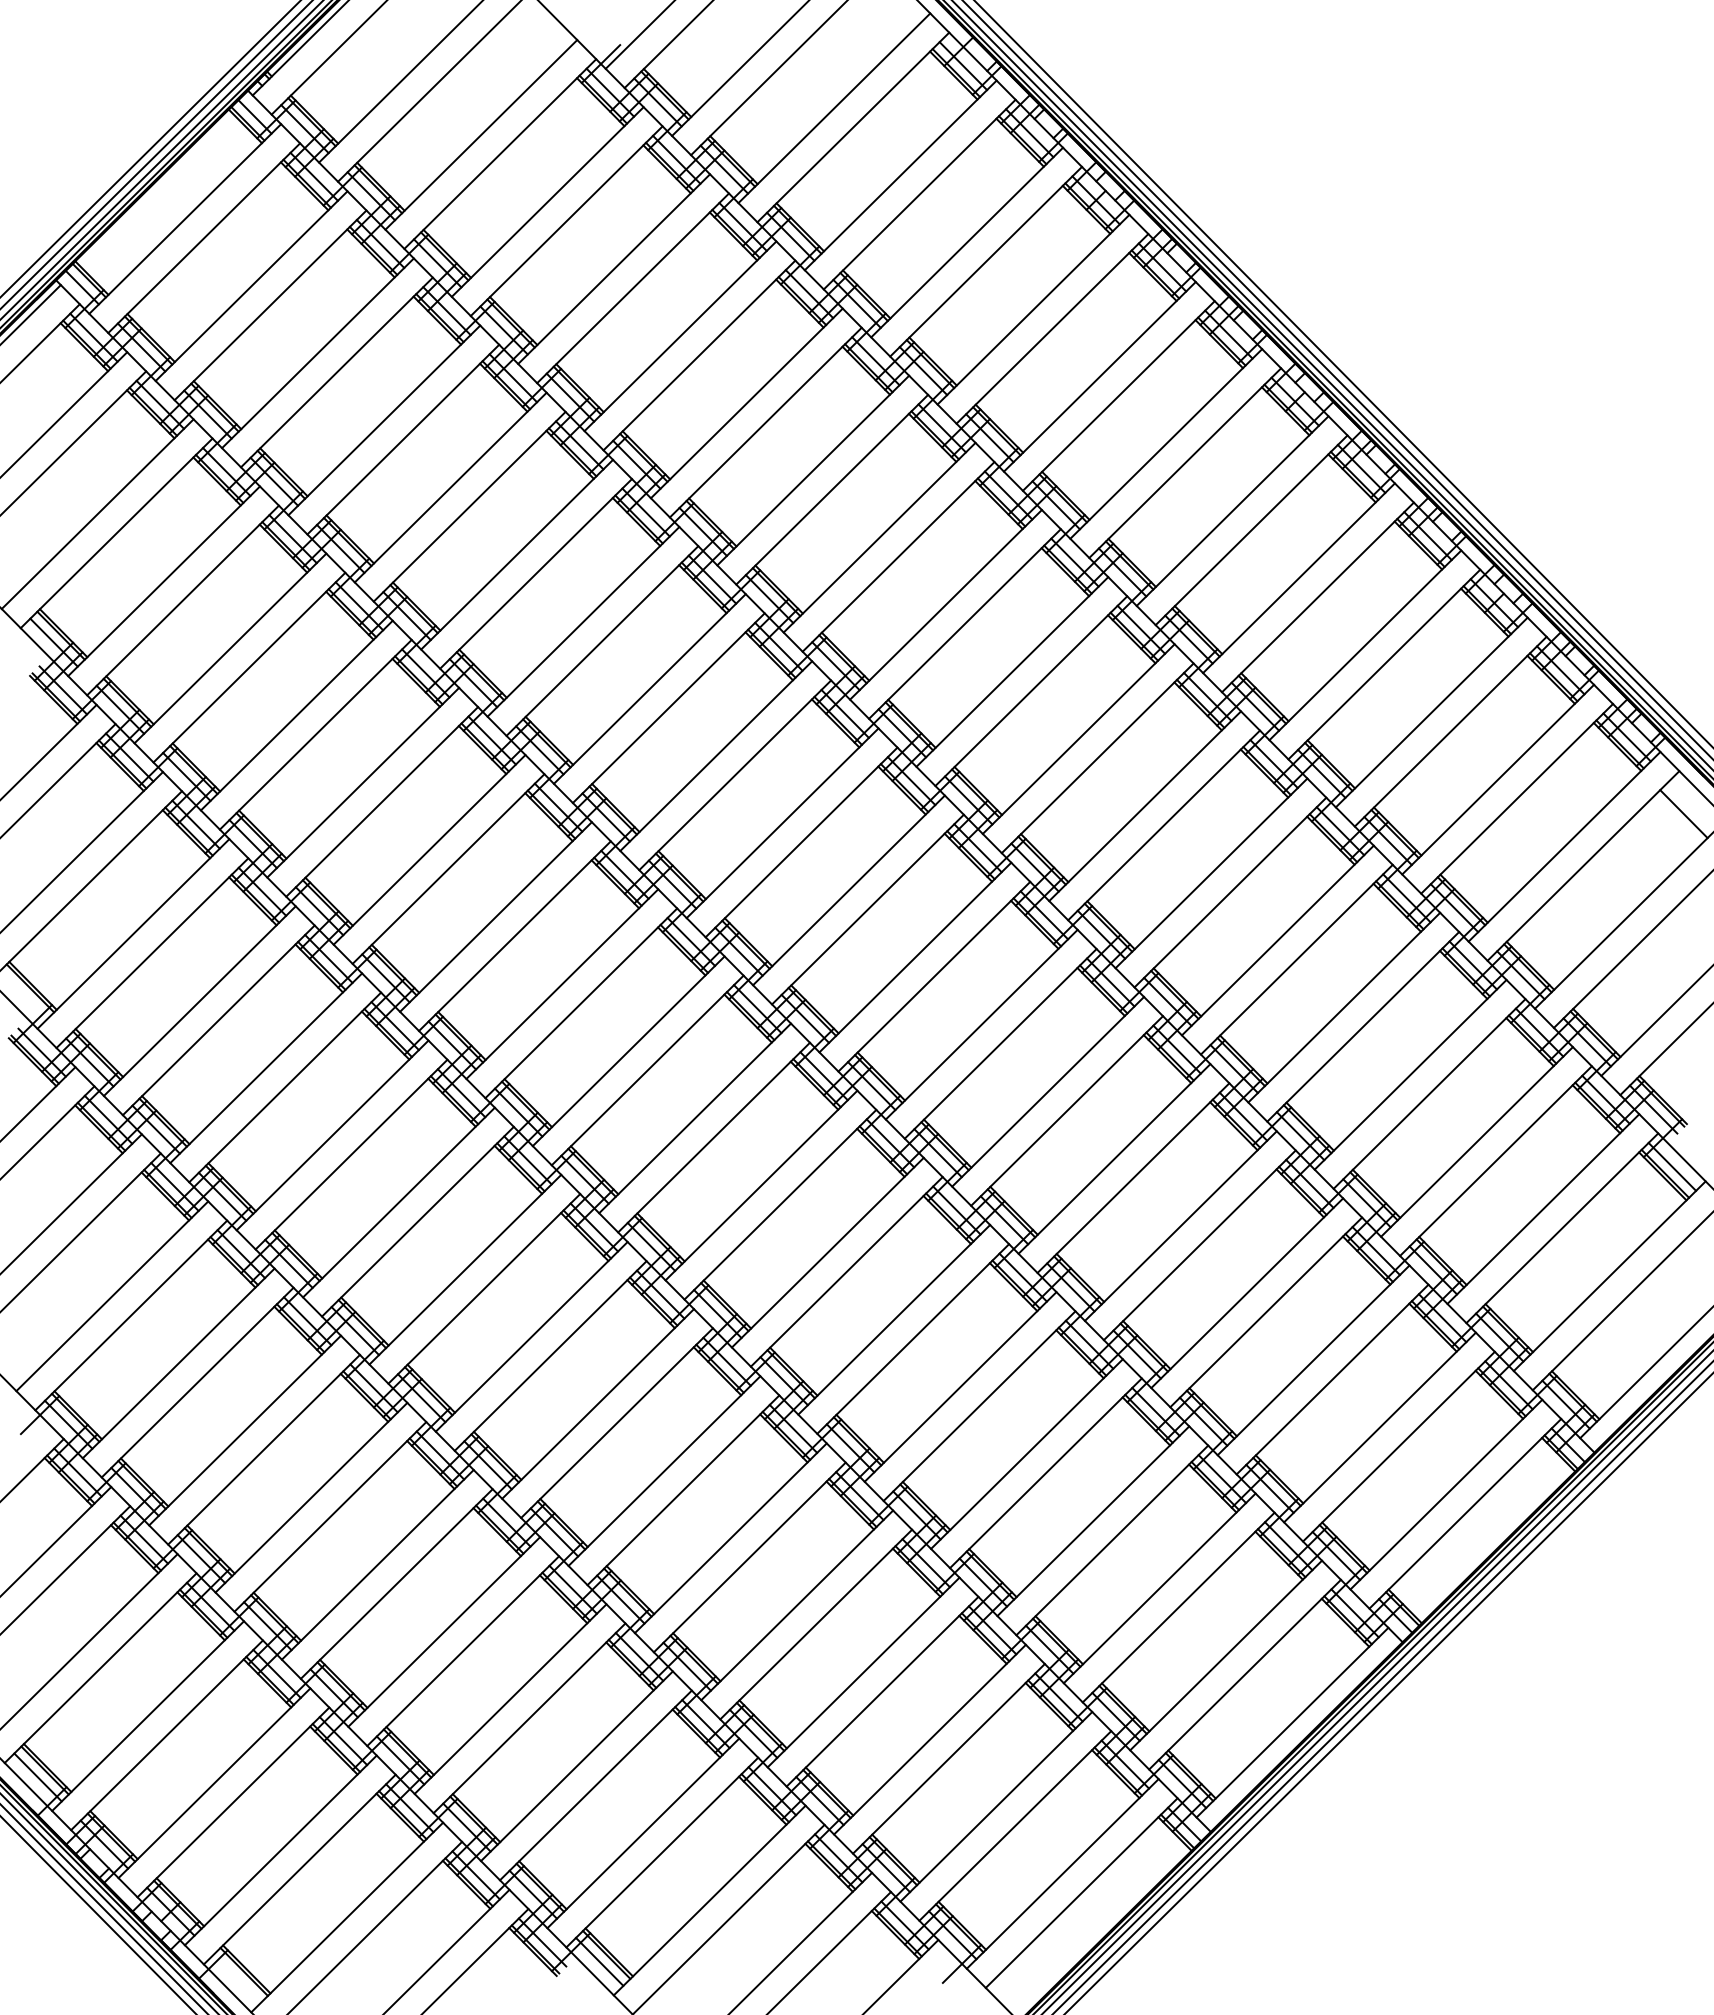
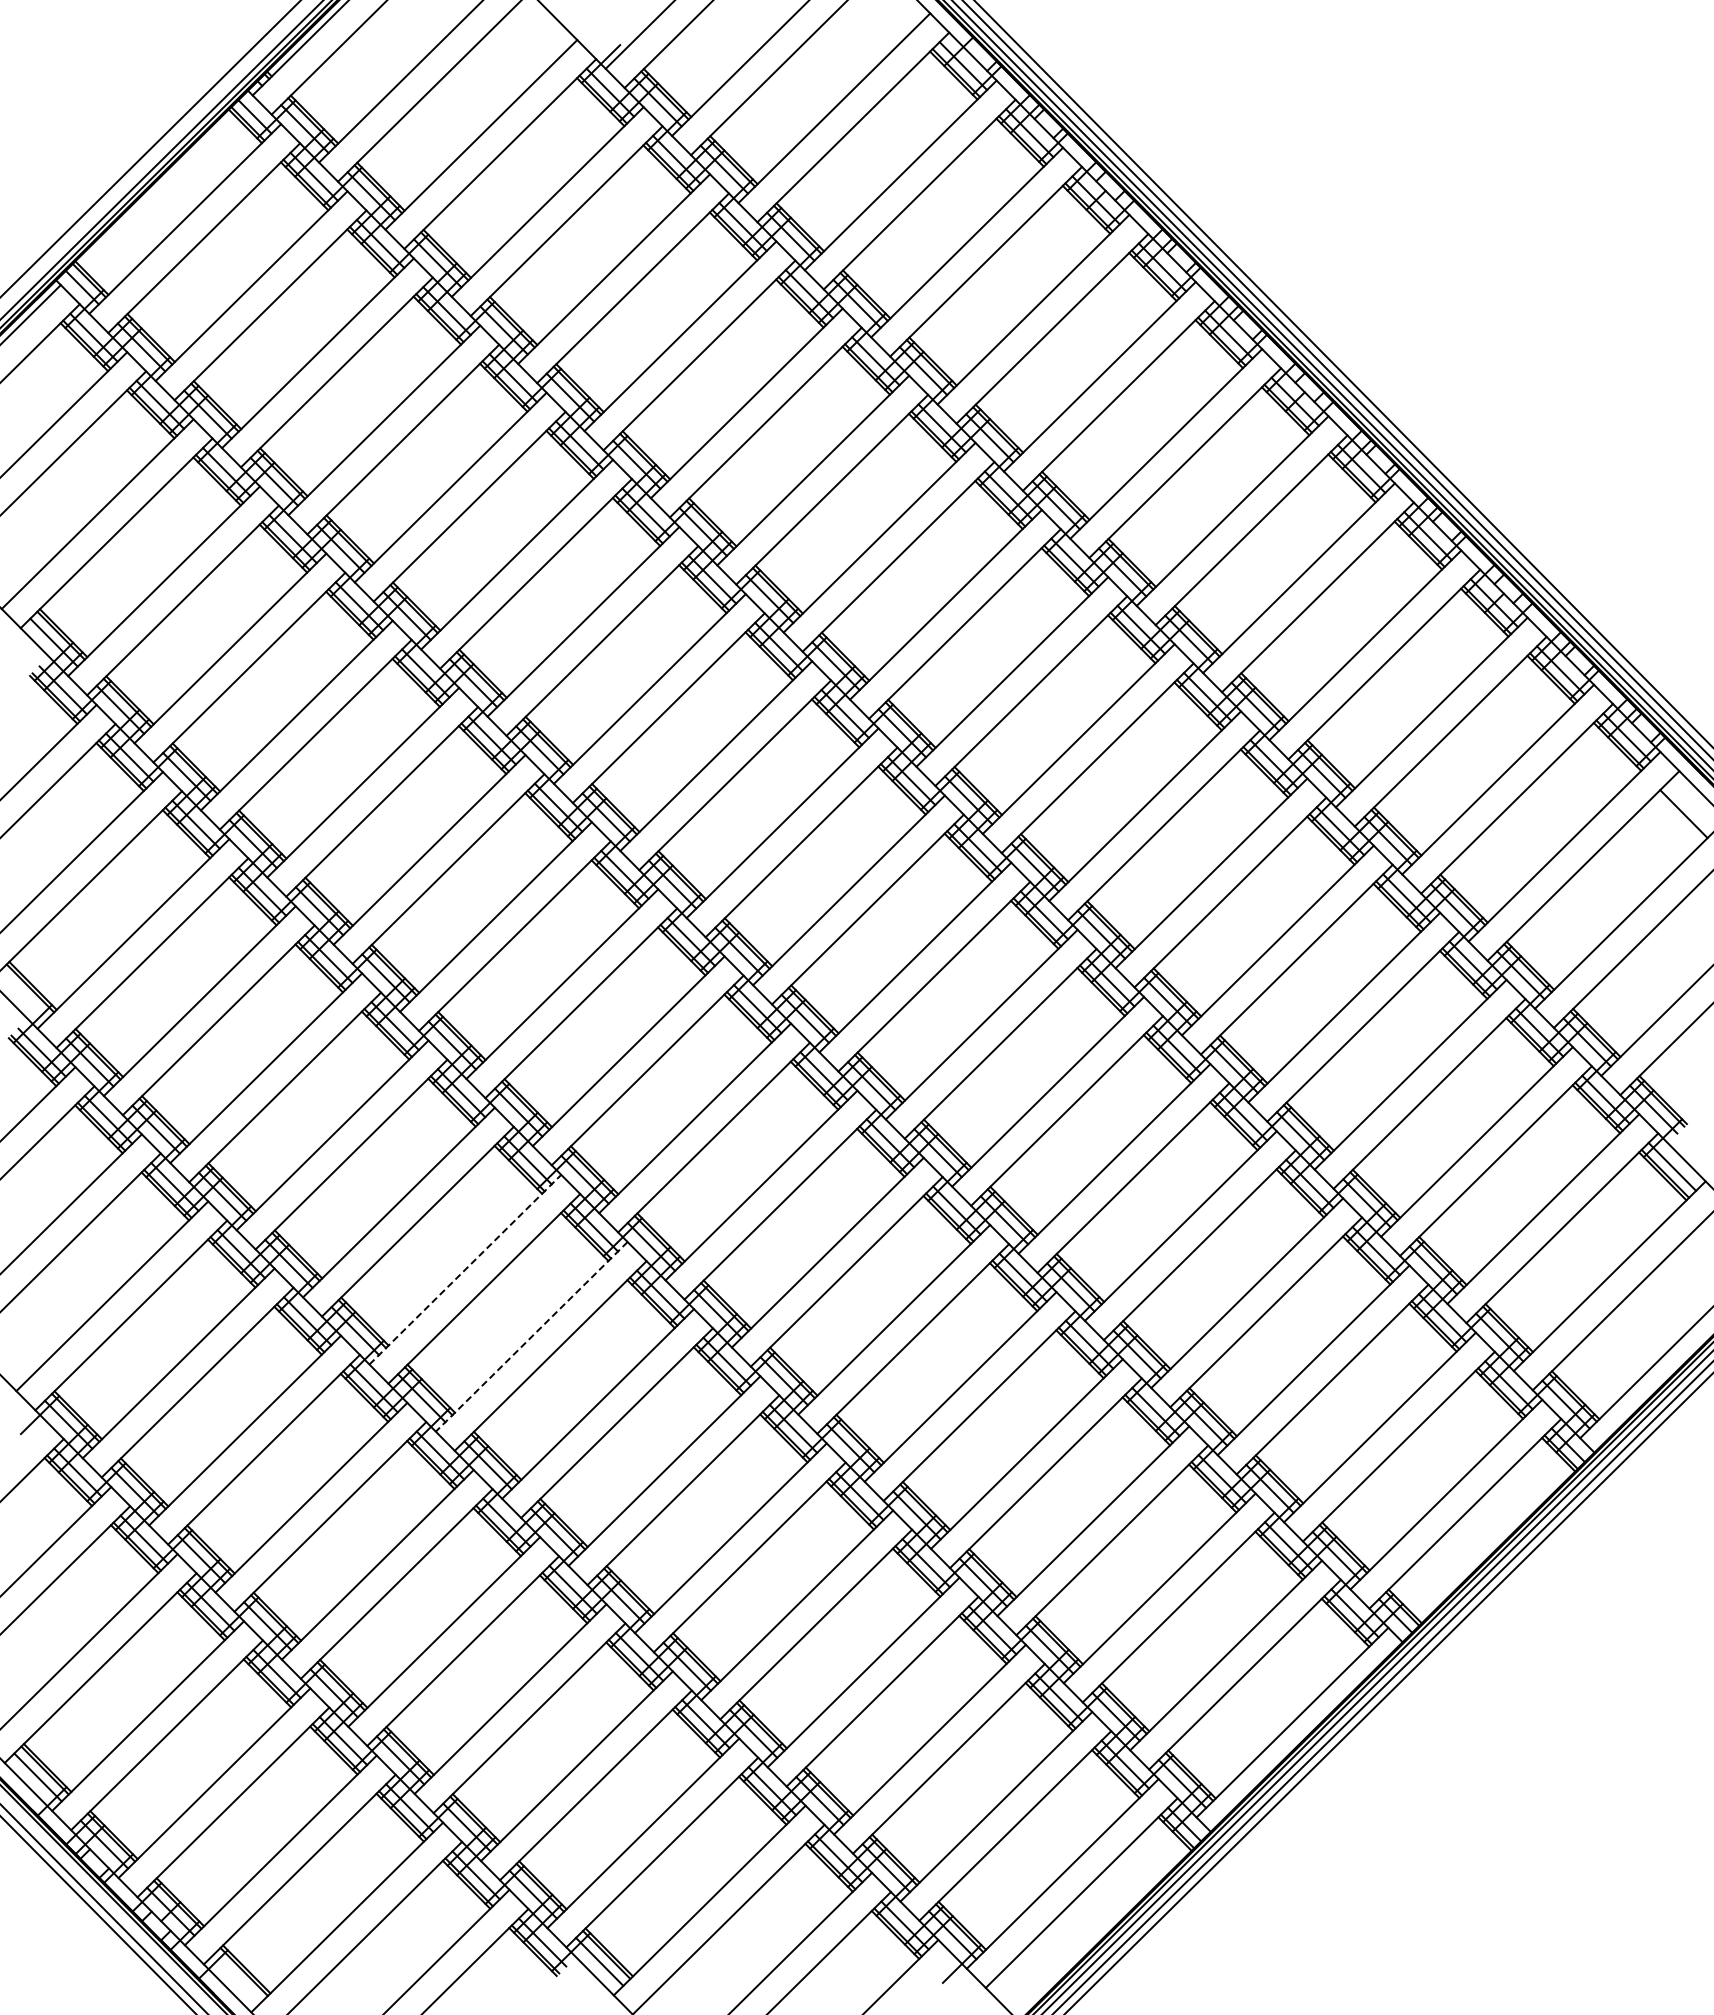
line: present -> none (156, 154)
line: solid -> dashed (465, 1269)
line: solid -> dashed (531, 1336)
line: present -> none (108, 1903)
